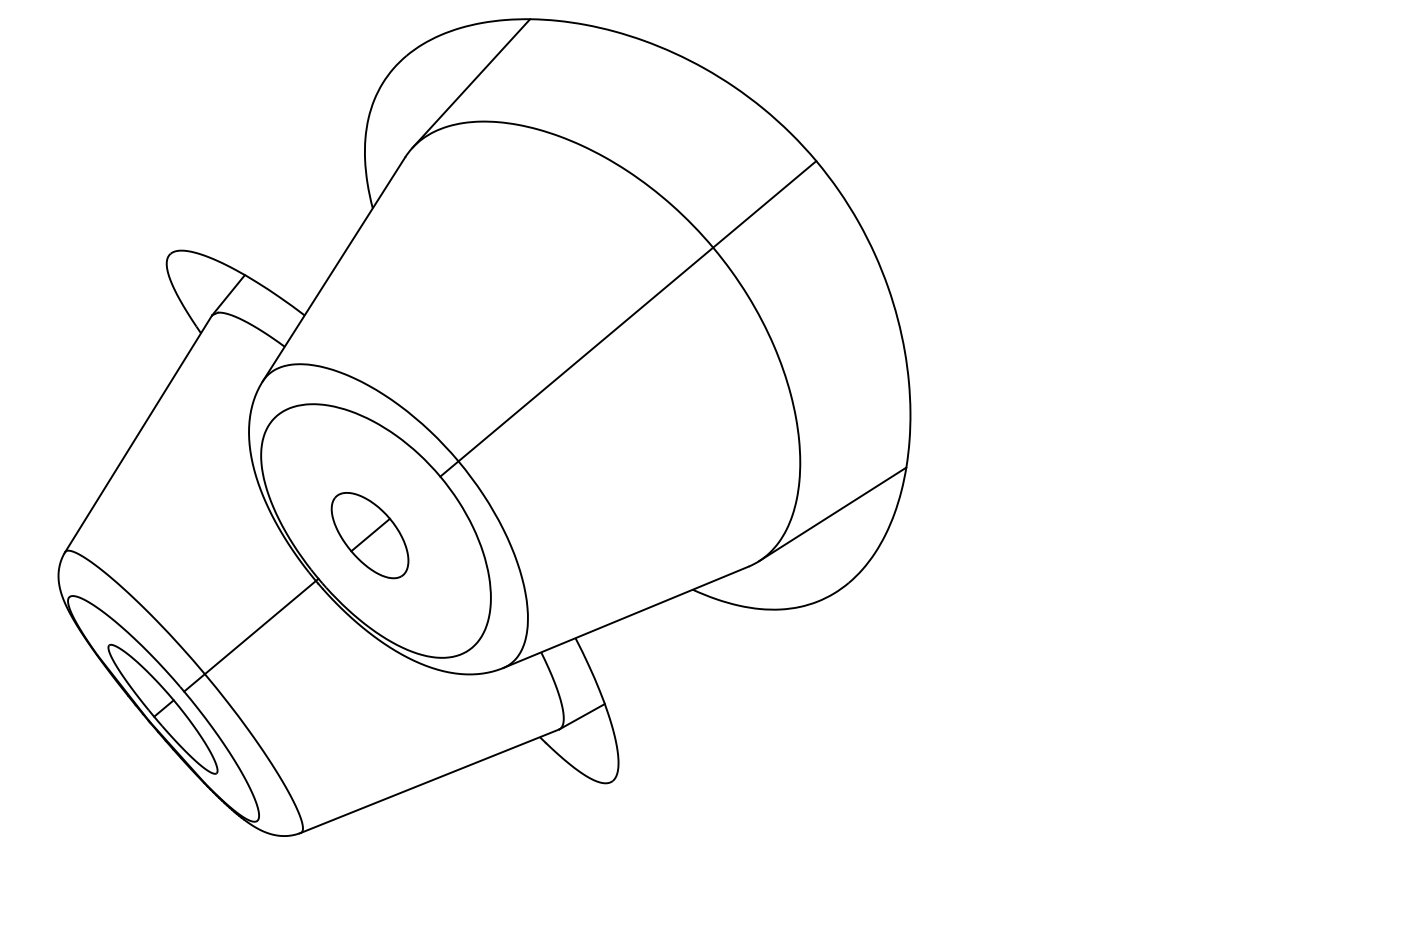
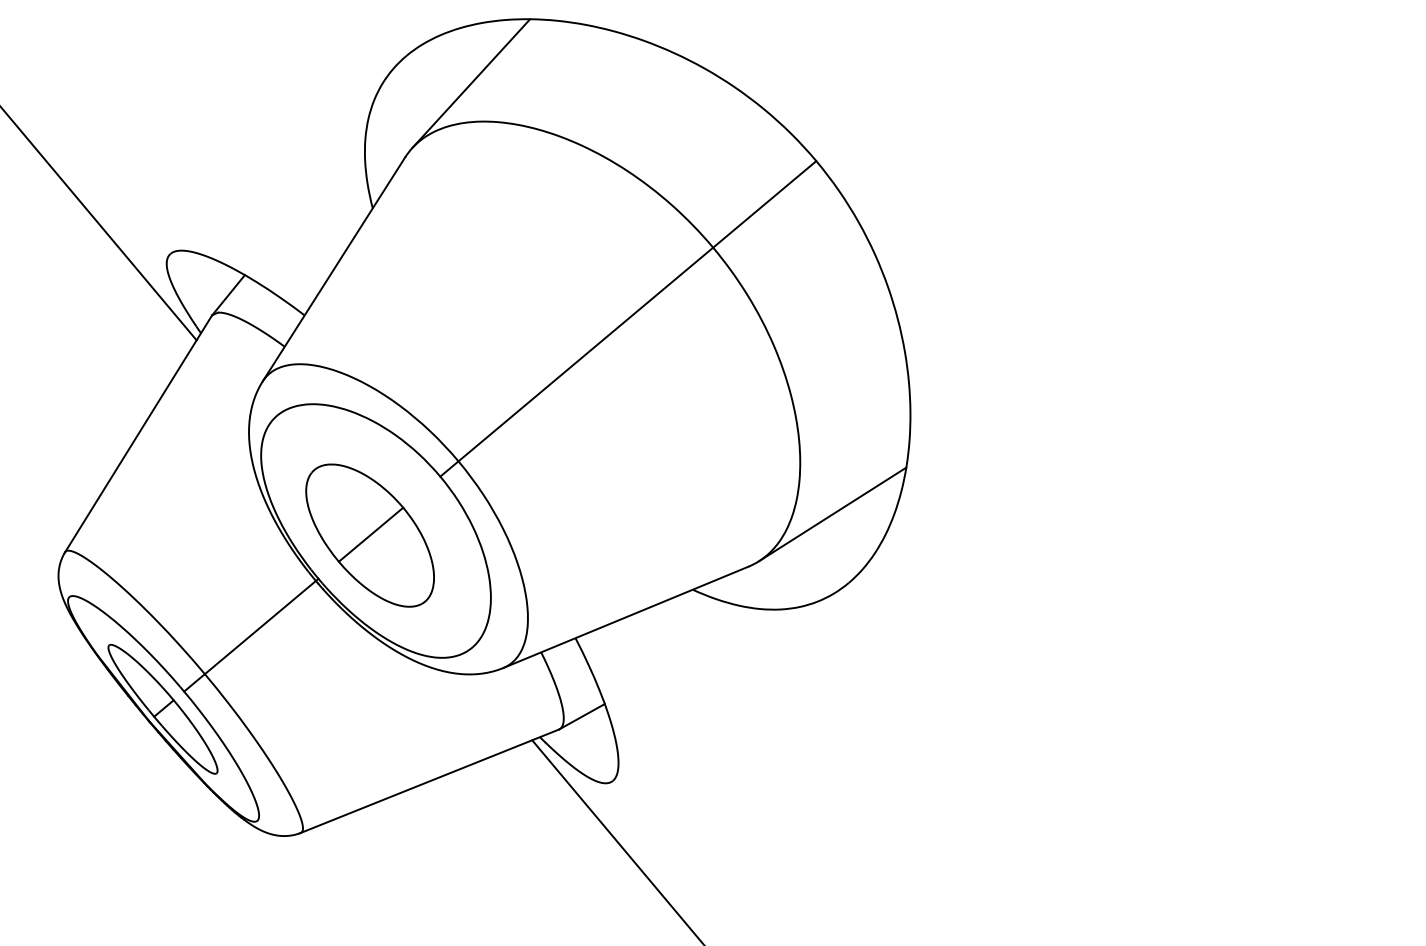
line: none -> present (99, 224)
part size: 80x88 px -> 130x145 px (369, 535)
line: none -> present (616, 841)
